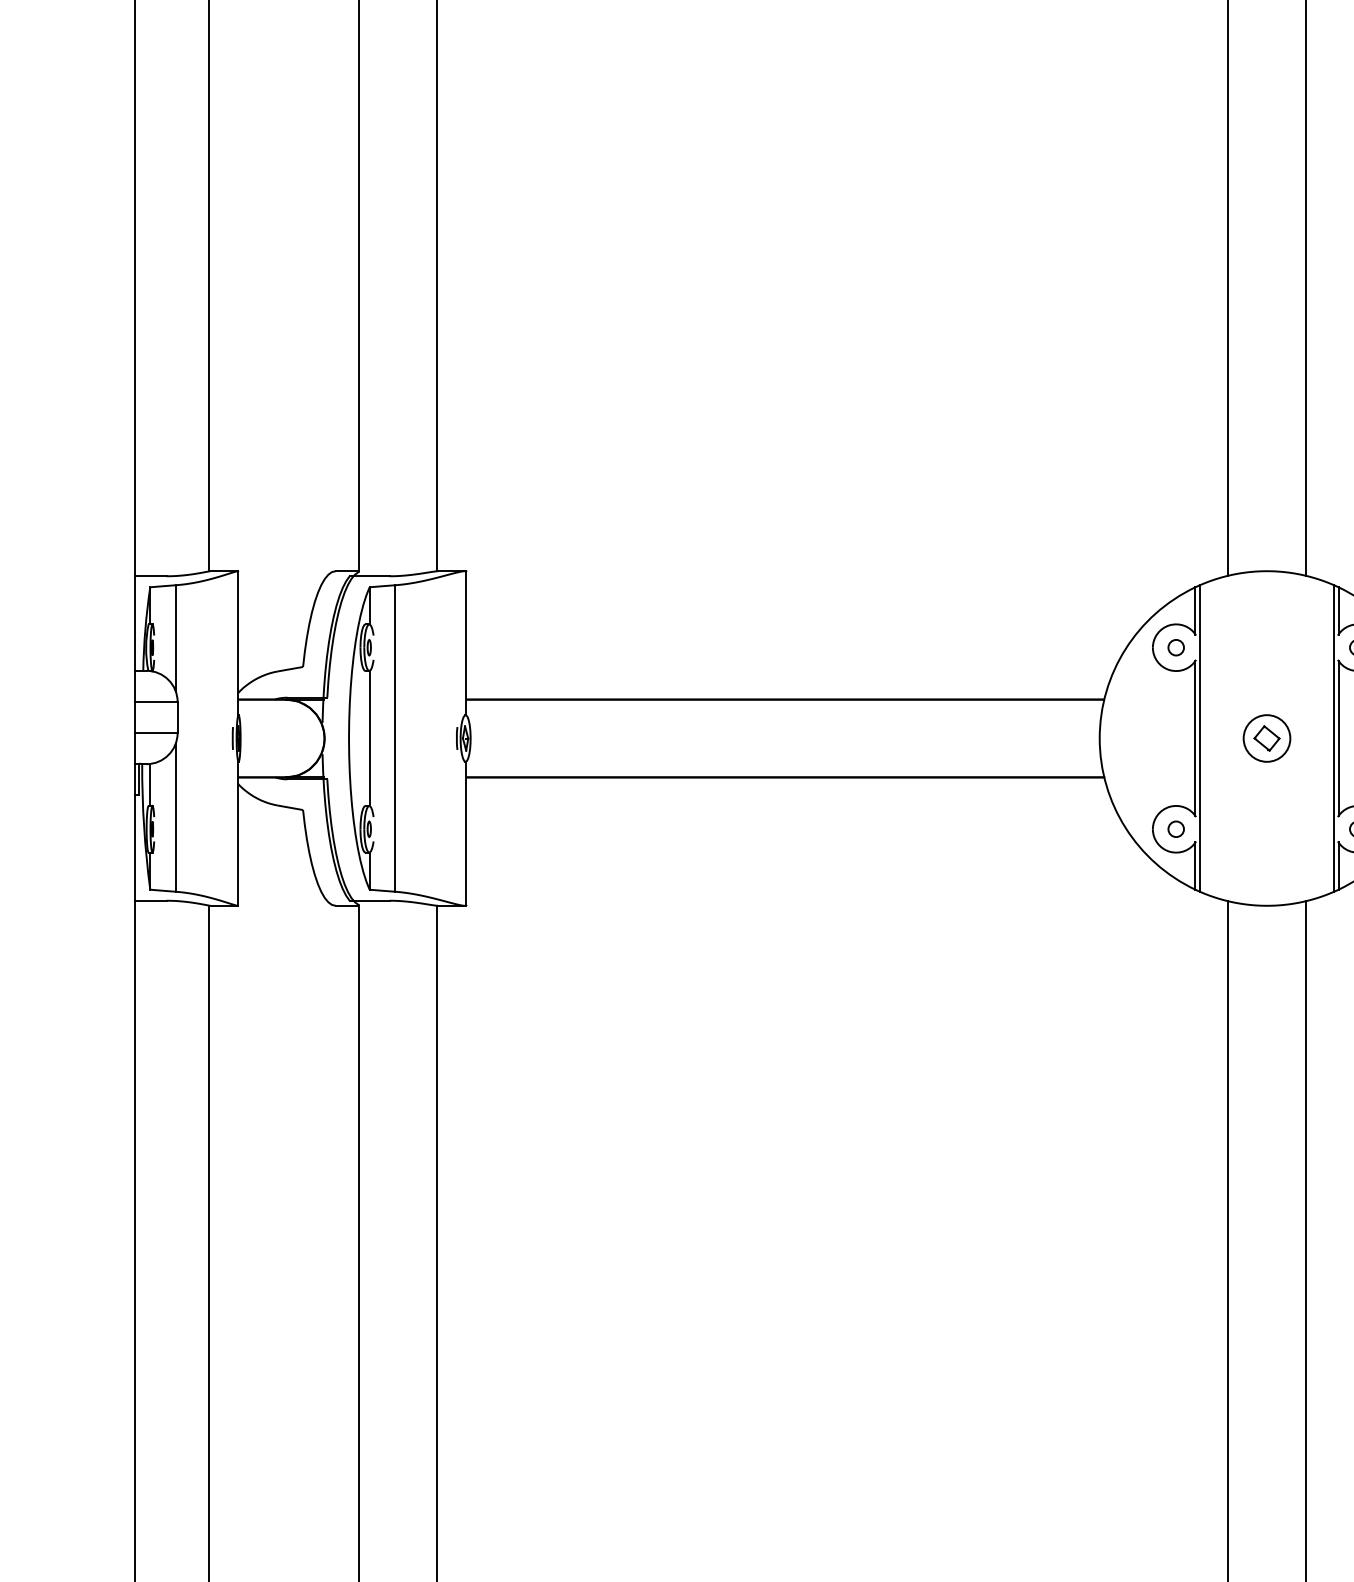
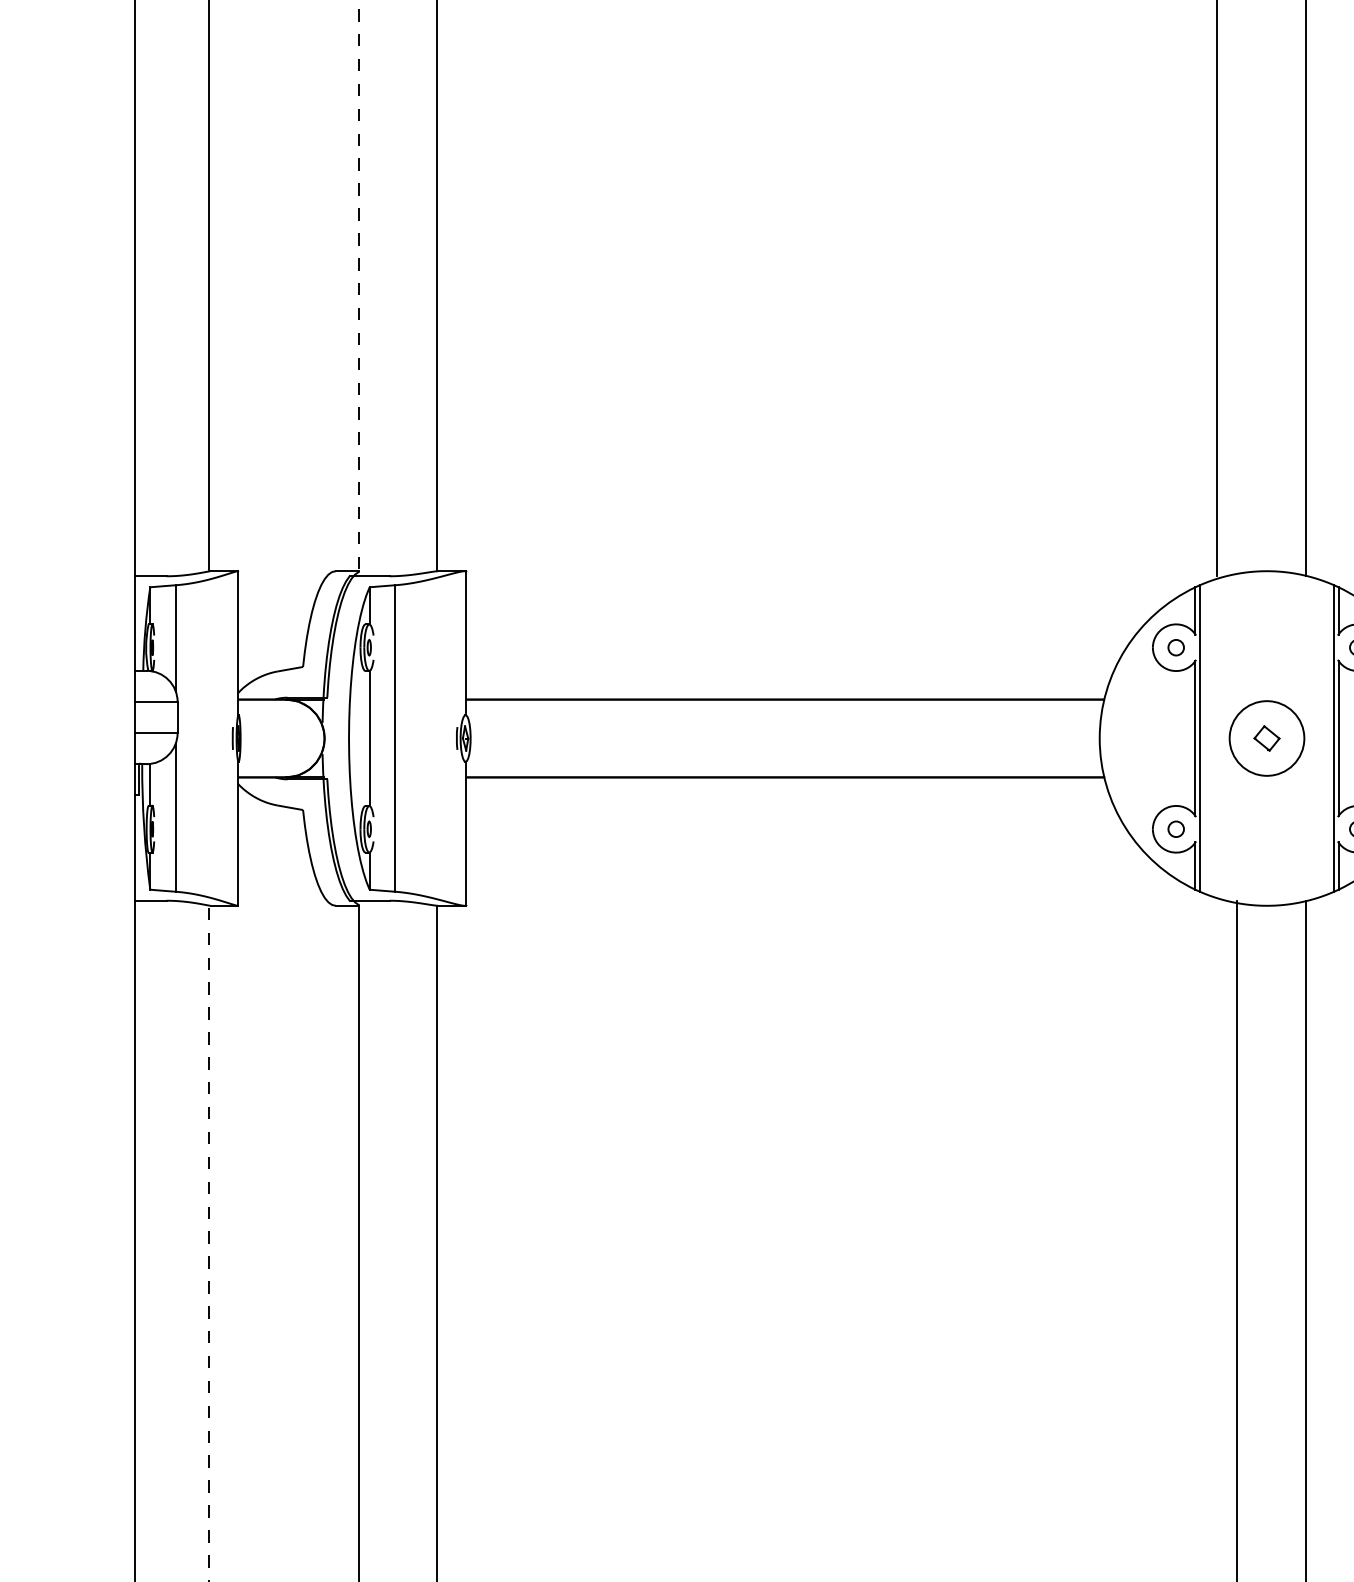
line: solid -> dashed (359, 286)
line position: (1228, 288) -> (1217, 288) (1217, 288)
circle diameter: 47 px -> 75 px (1266, 738)
line position: (1228, 1239) -> (1237, 1239) (1237, 1239)
line: solid -> dashed (208, 1243)
